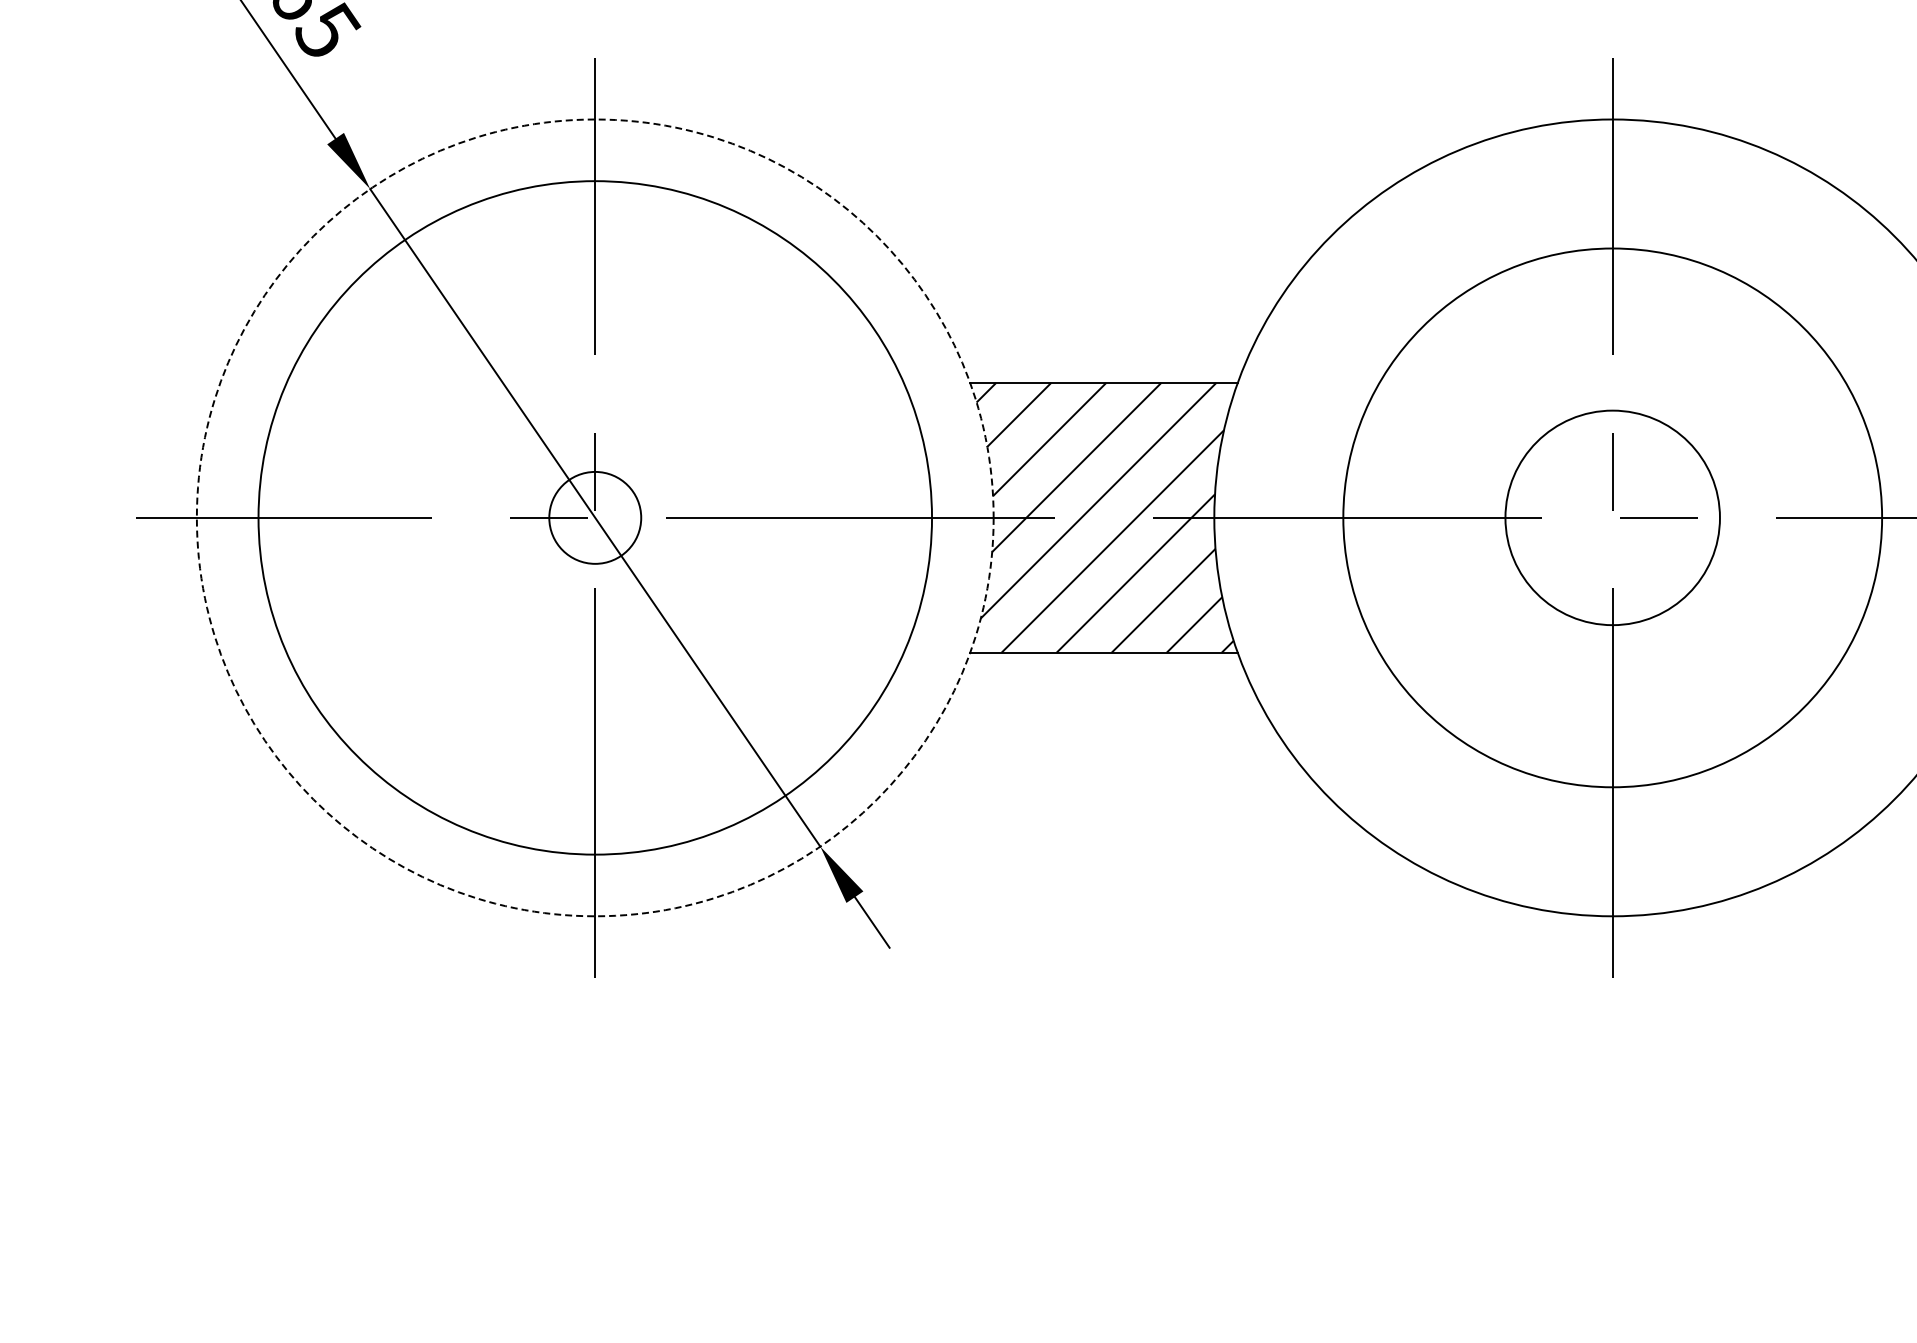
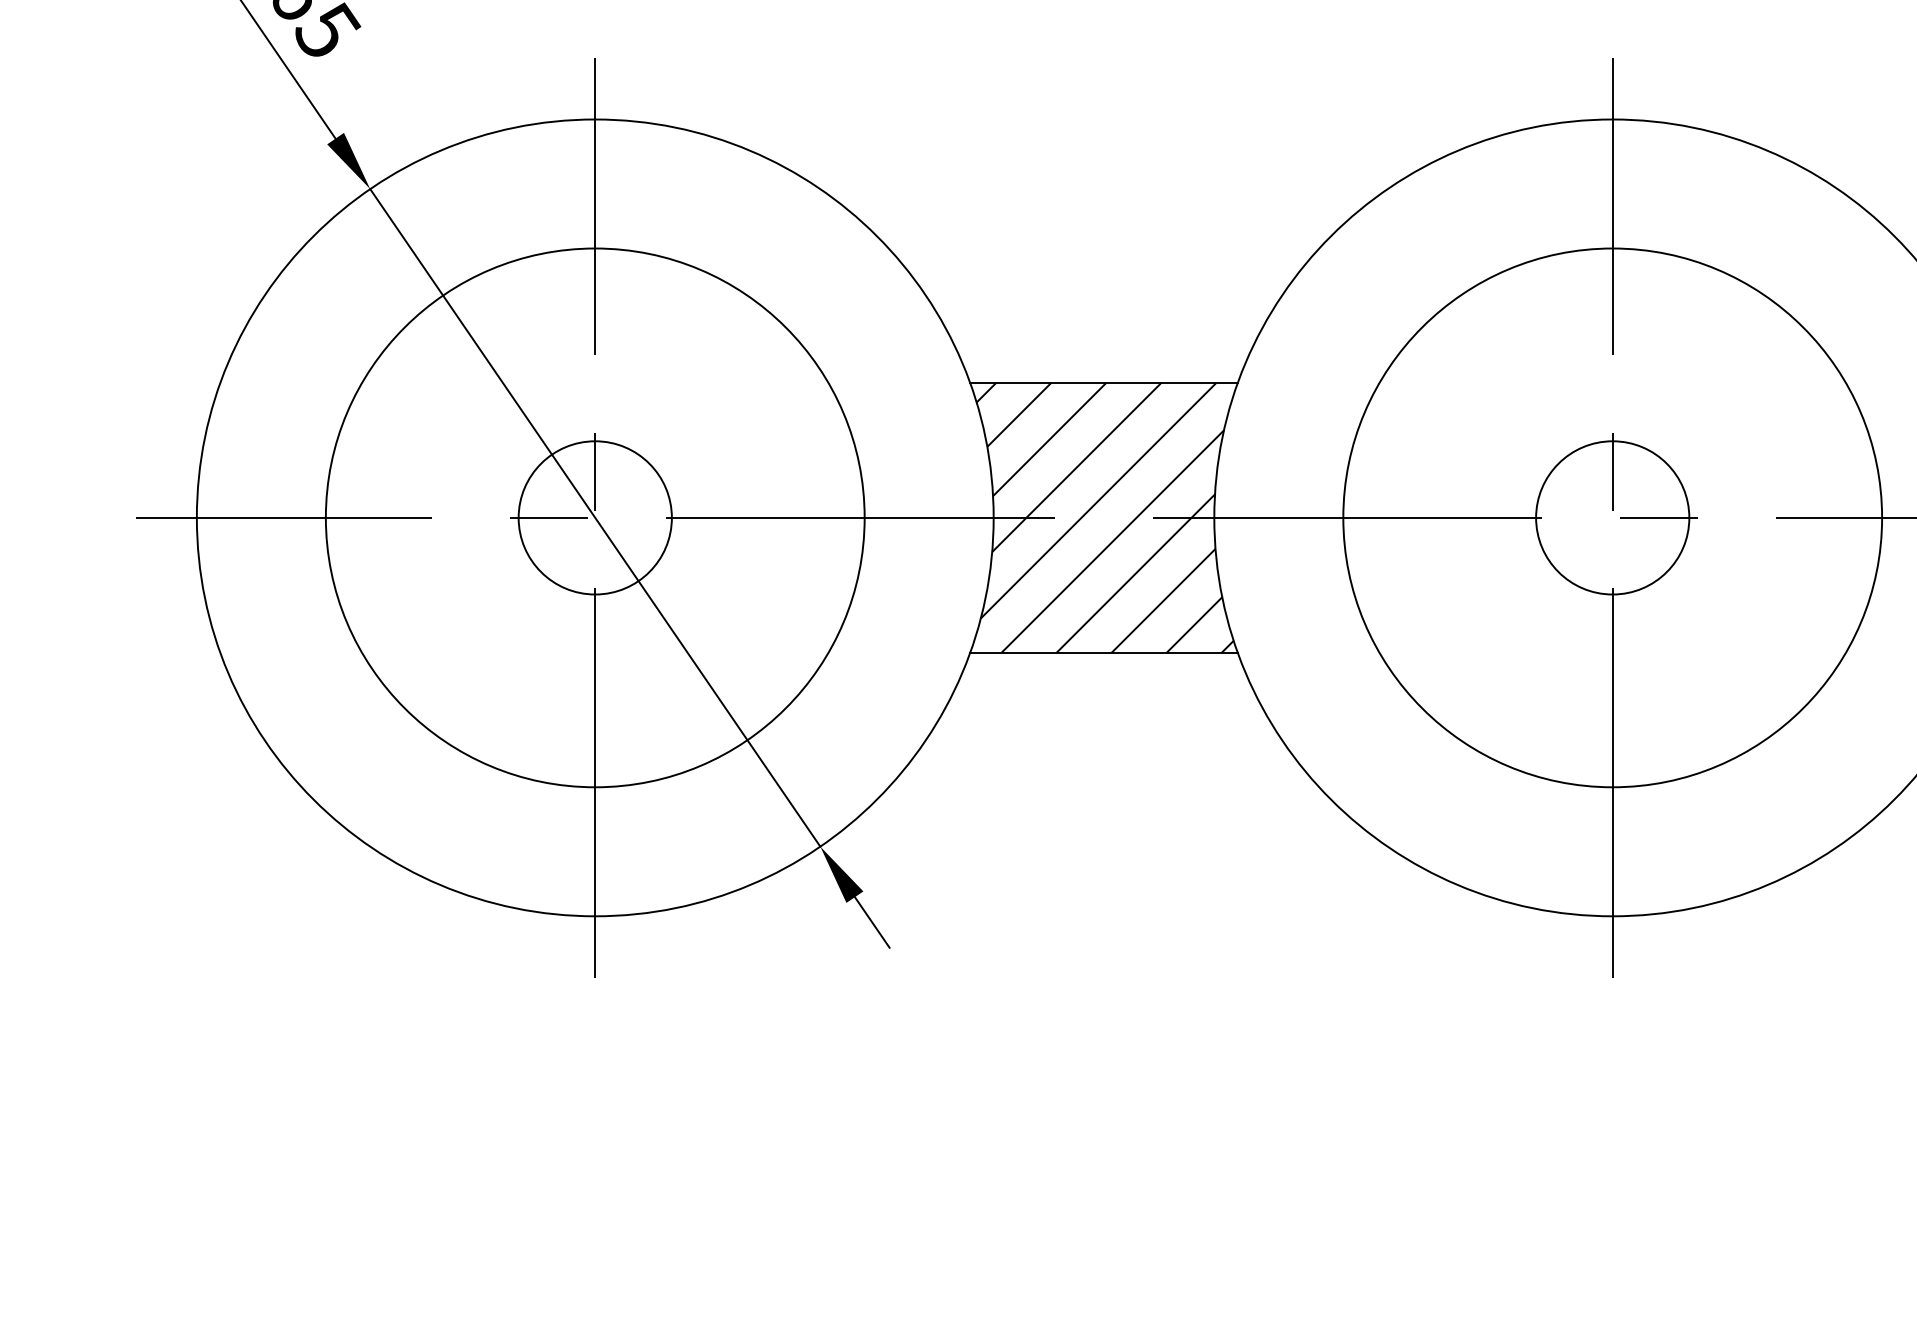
circle: dashed -> solid (594, 517)
circle diameter: 673 px -> 539 px (594, 517)
circle diameter: 92 px -> 153 px (594, 517)
circle diameter: 215 px -> 153 px (1612, 517)
